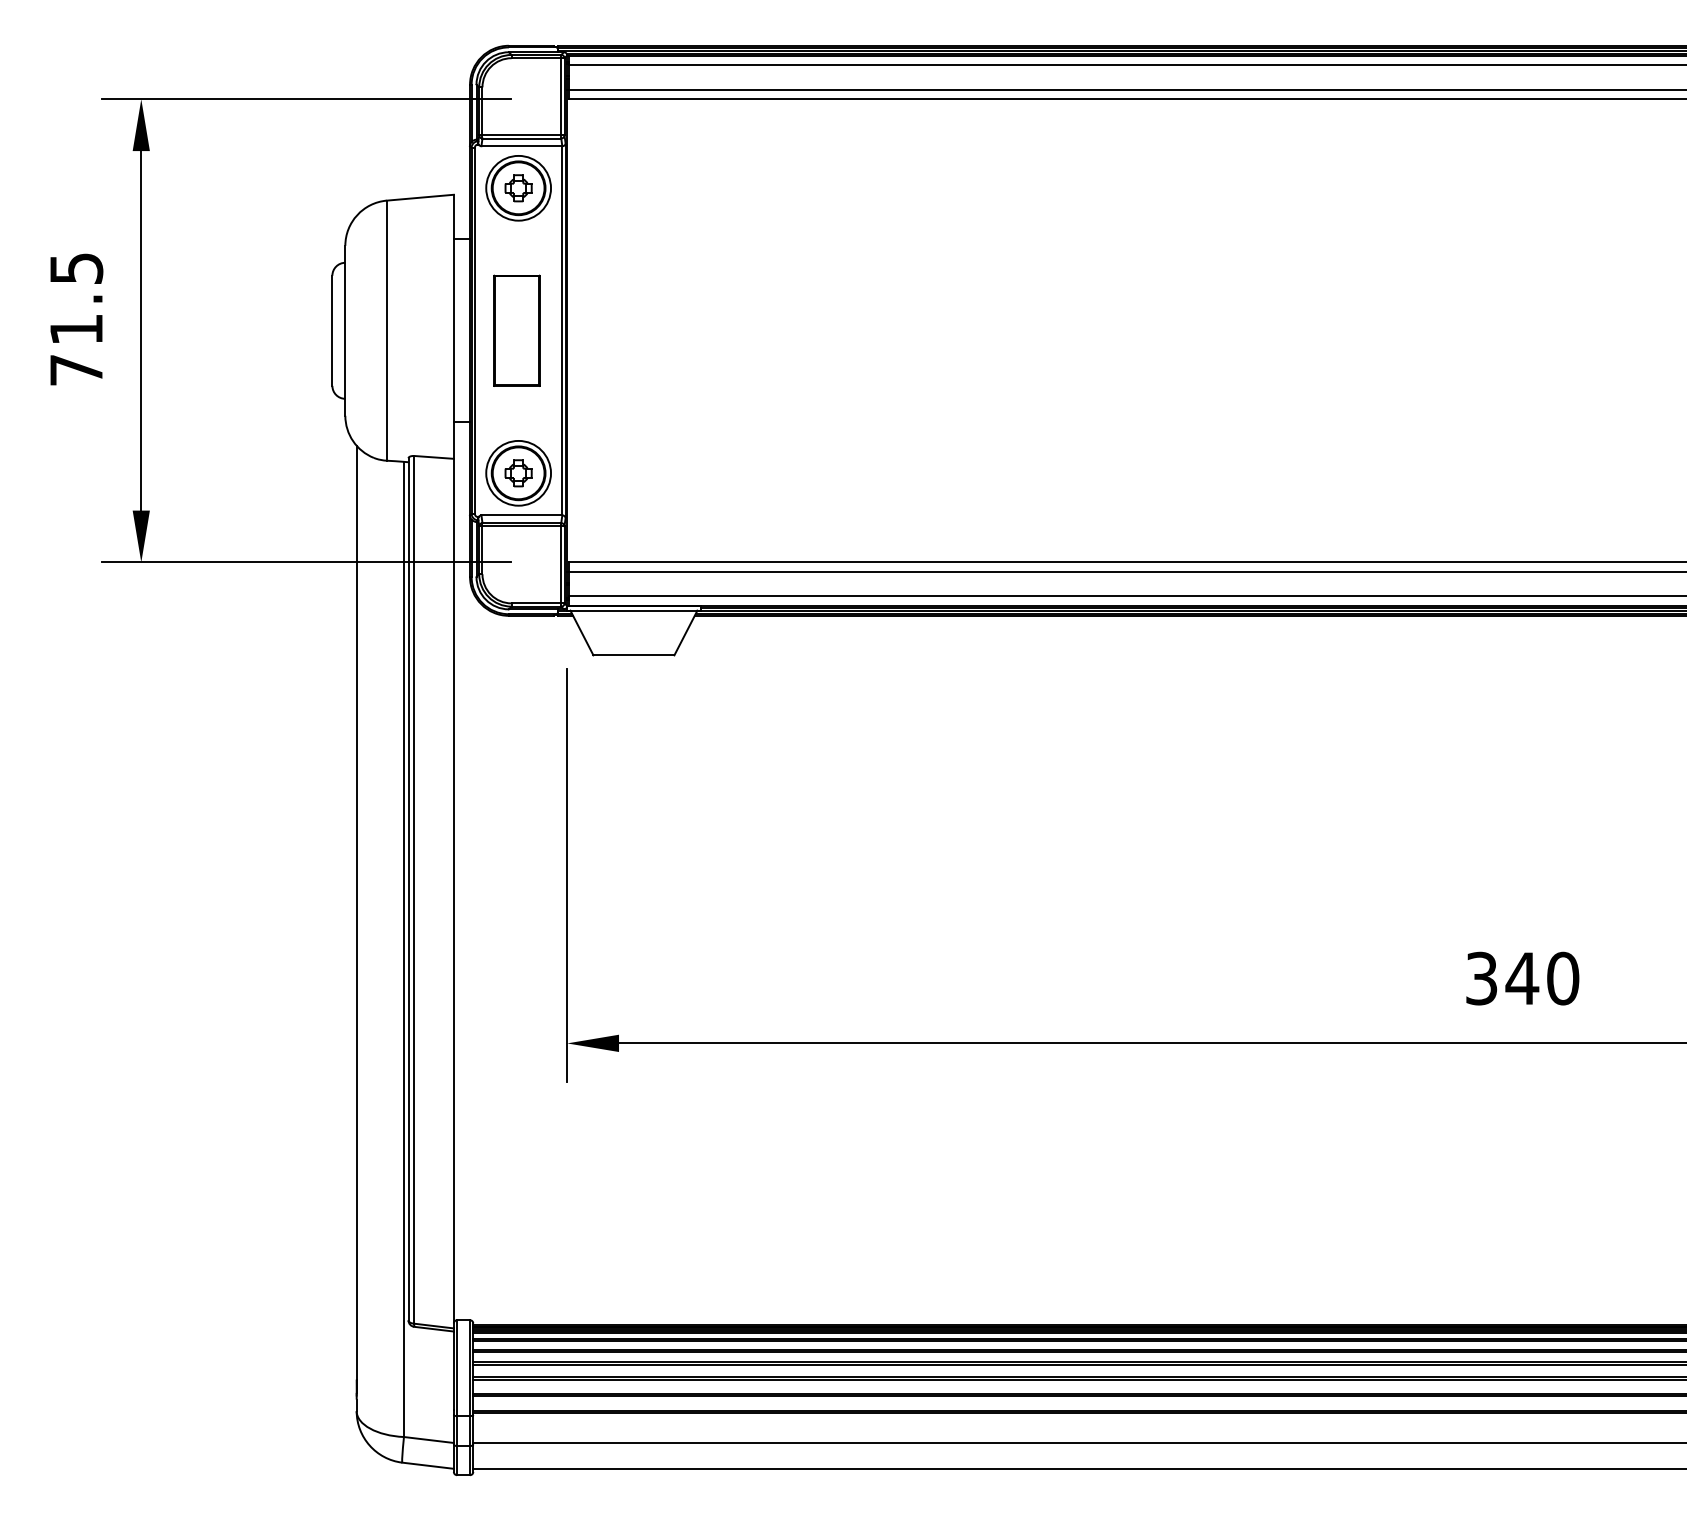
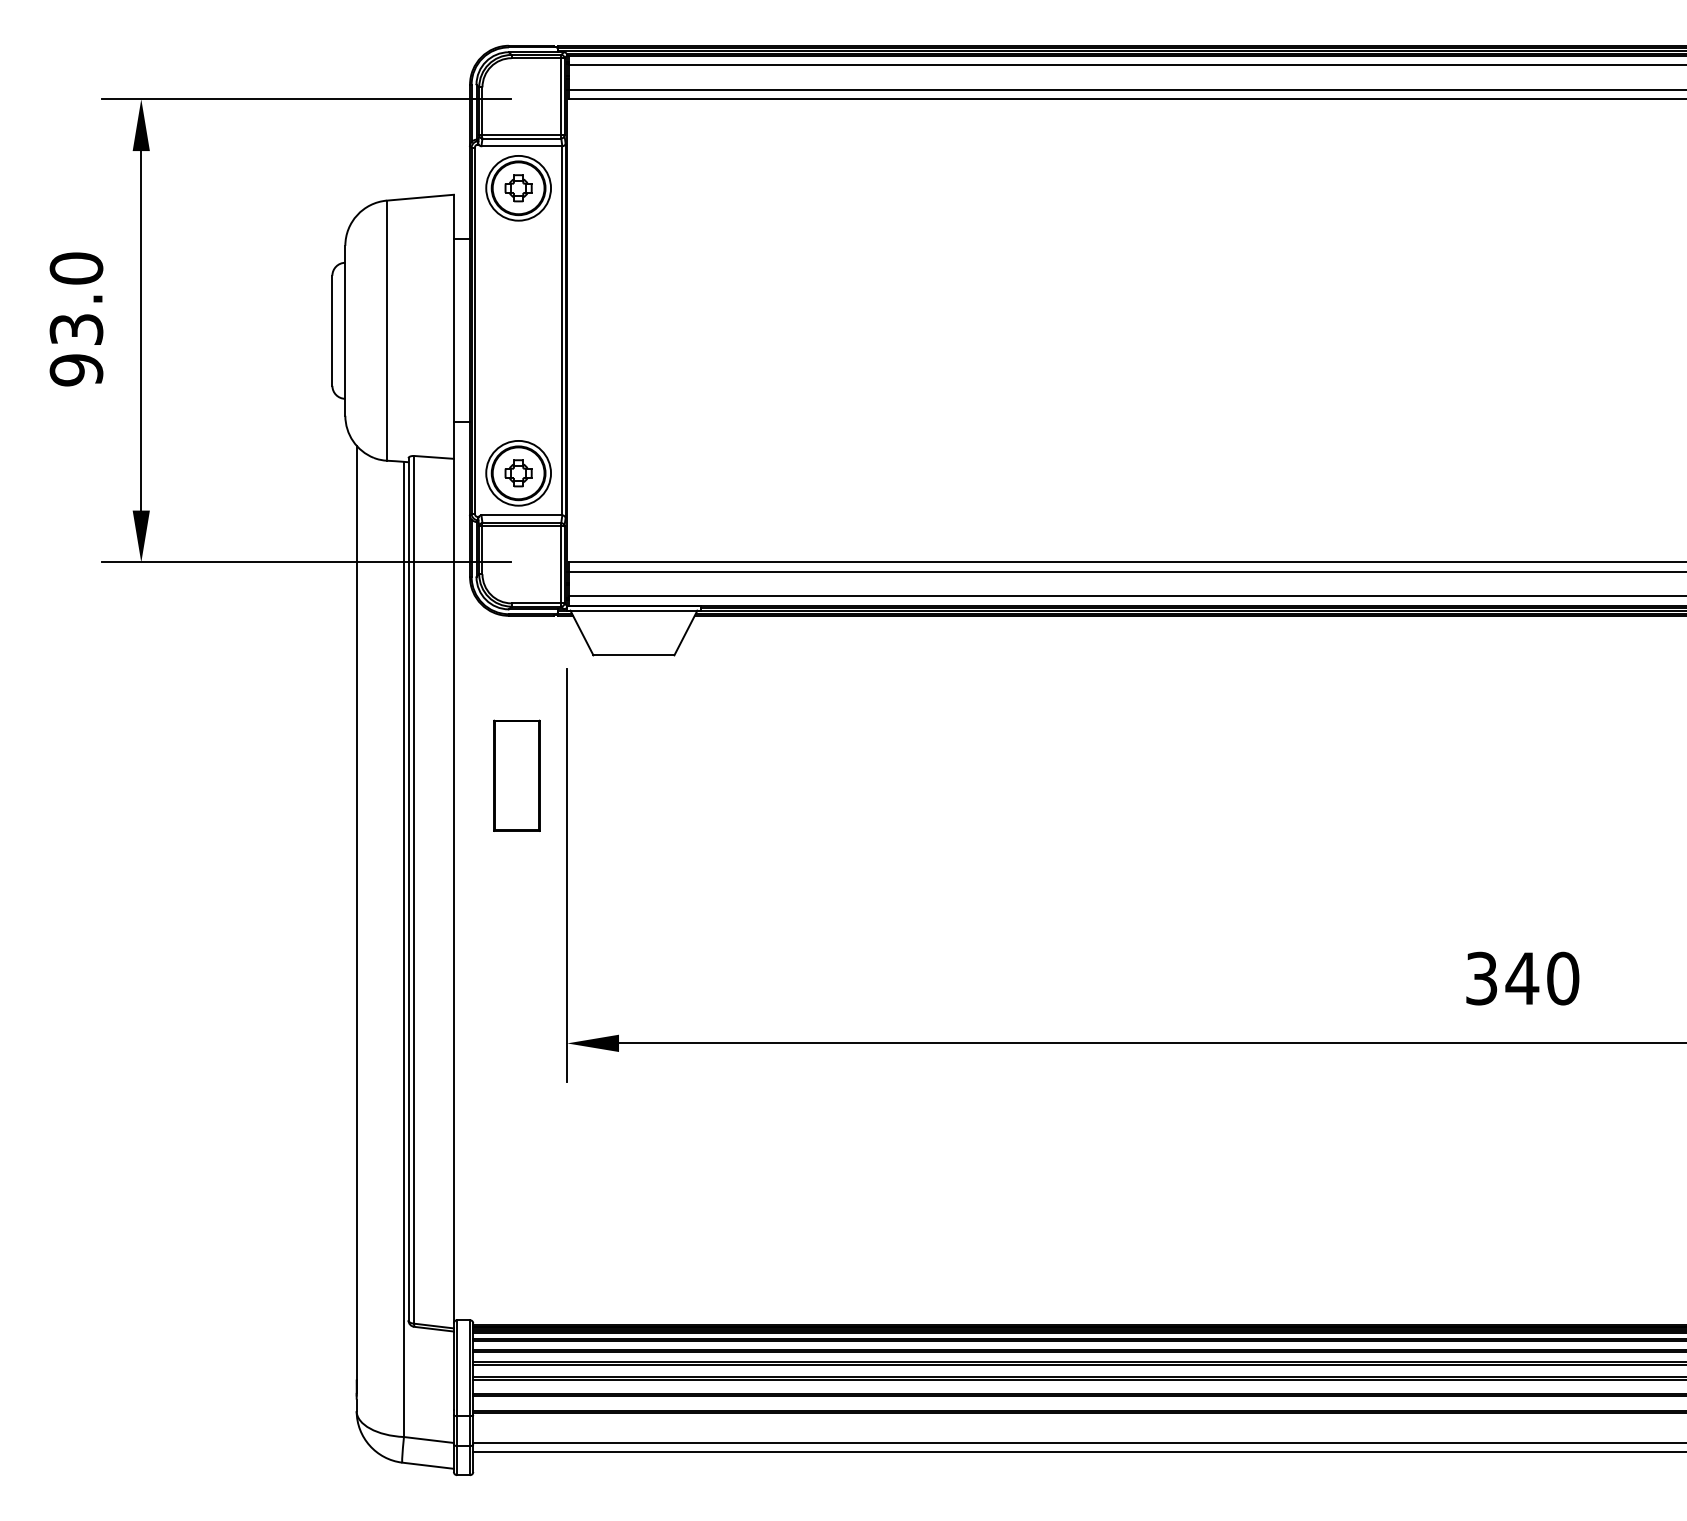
text: 71.5 -> 93.0 (76, 319)
part position: (516, 330) -> (516, 775) (516, 775)
line position: (1078, 1468) -> (1078, 1451) (1078, 1451)
